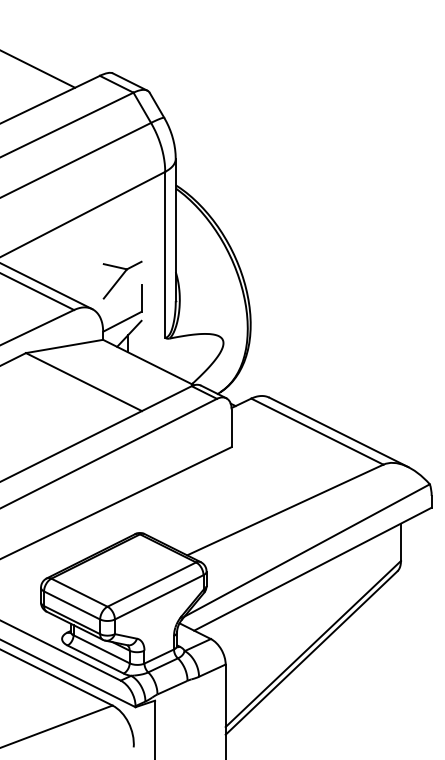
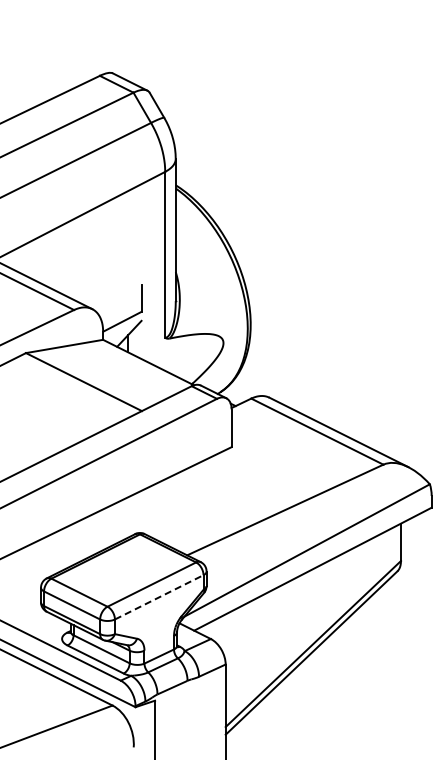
line: present -> none (38, 69)
part: present -> none (122, 279)
line: solid -> dashed (159, 597)
